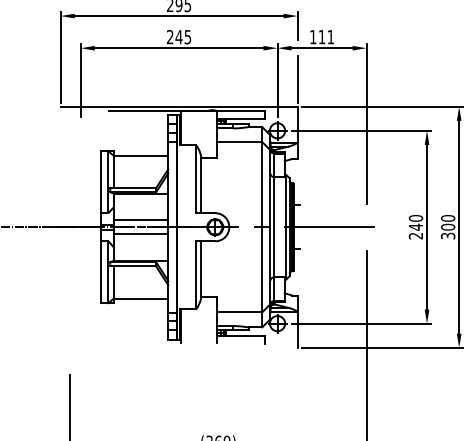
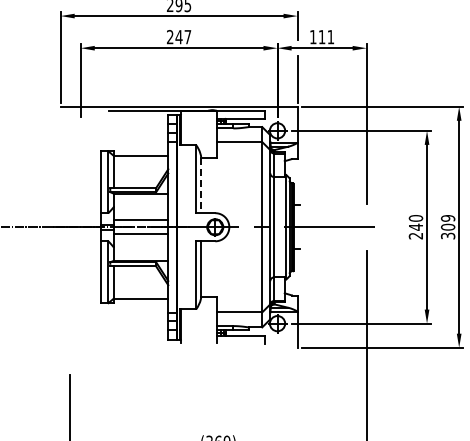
text: 245 -> 247 (187, 37)
line: solid -> dashed (201, 185)
text: 300 -> 309 (448, 218)
